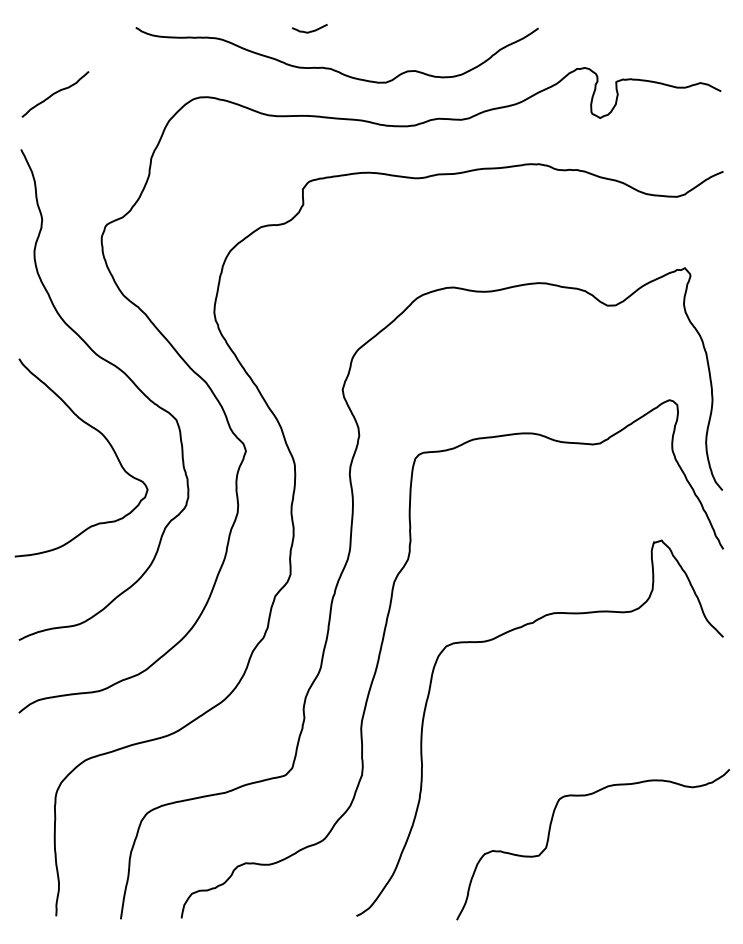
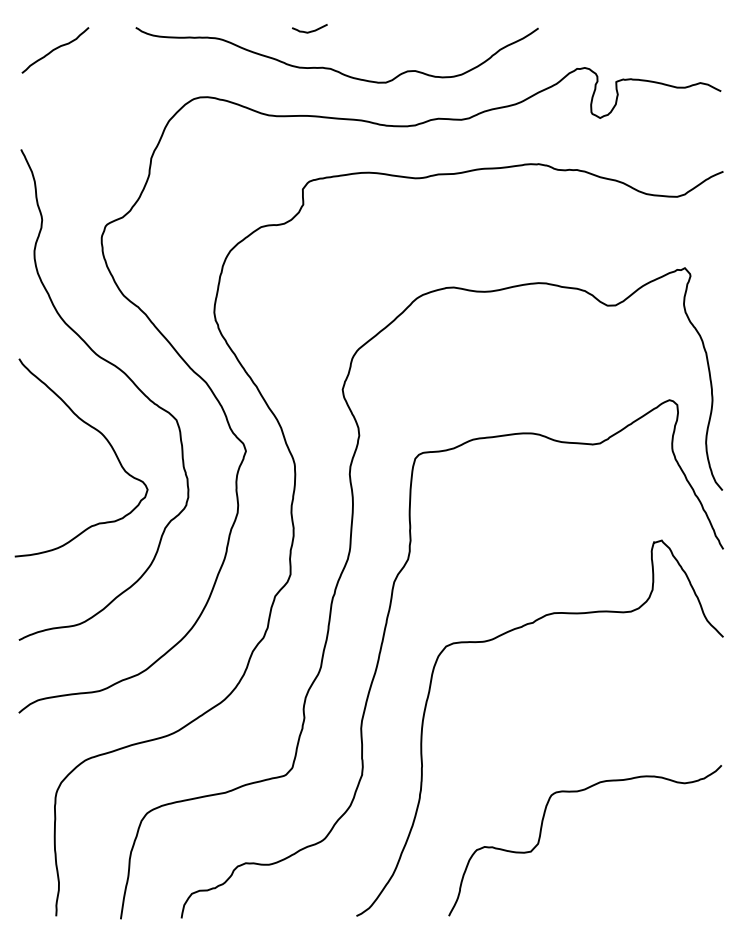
curve position: (55, 93) -> (55, 49) (55, 49)
curve position: (549, 838) -> (541, 834) (541, 834)
